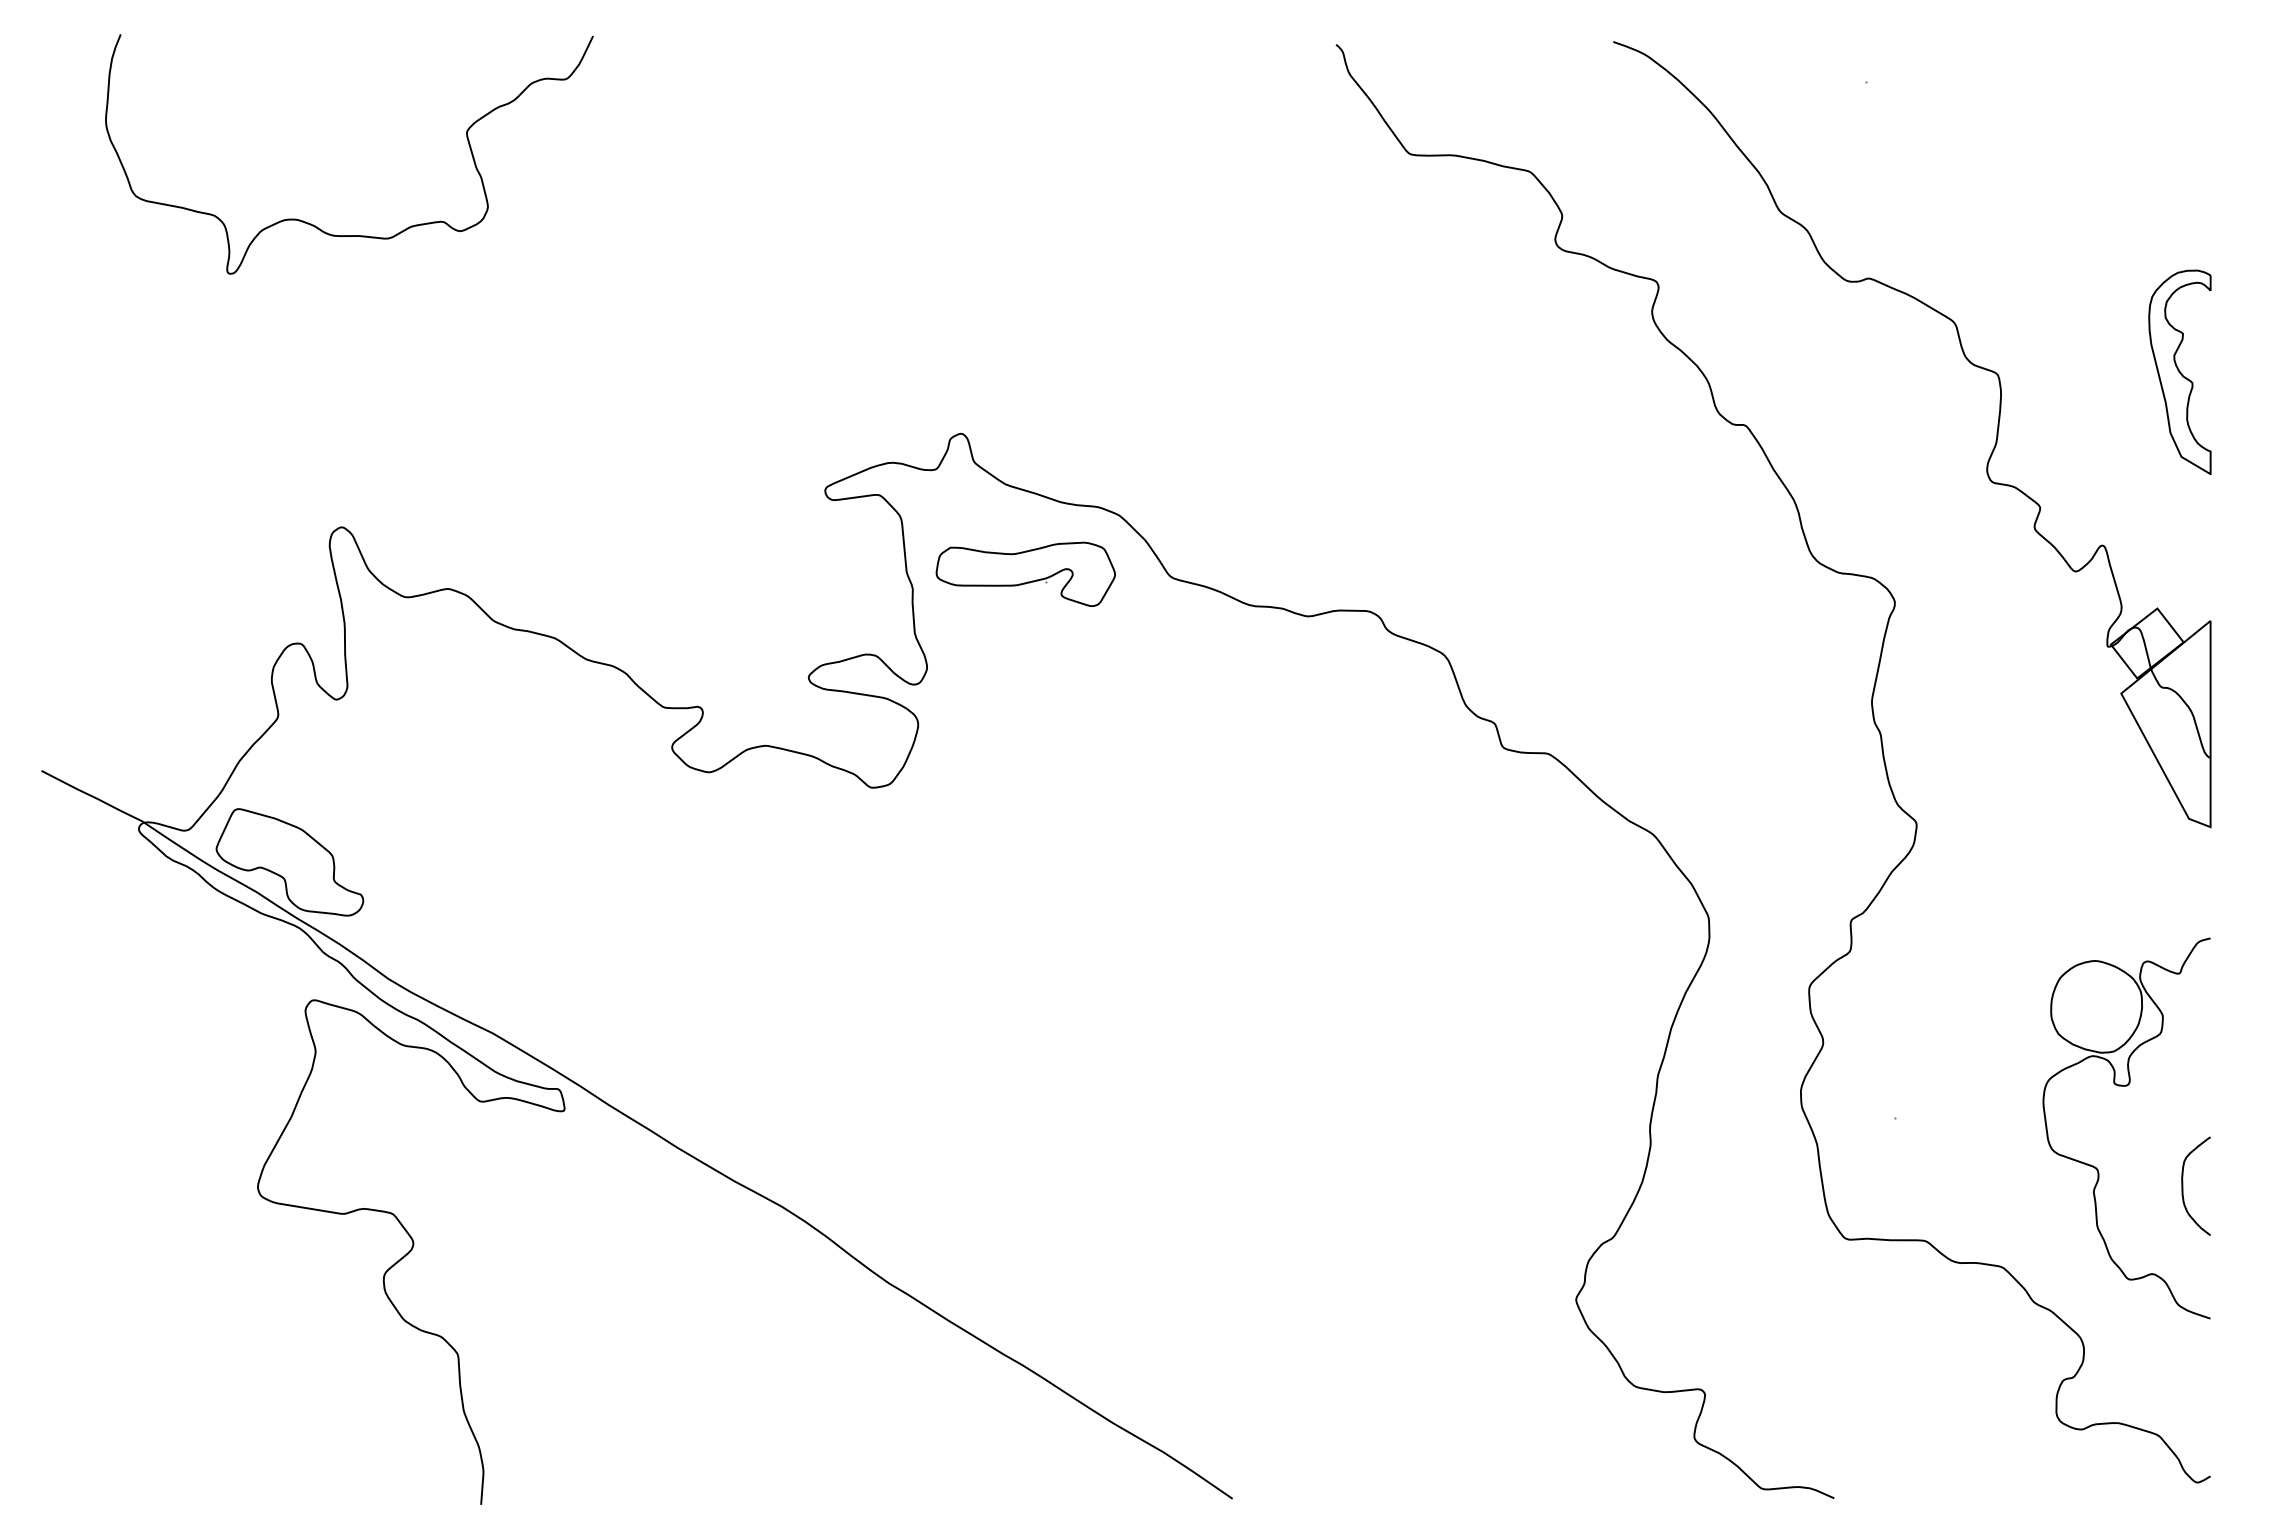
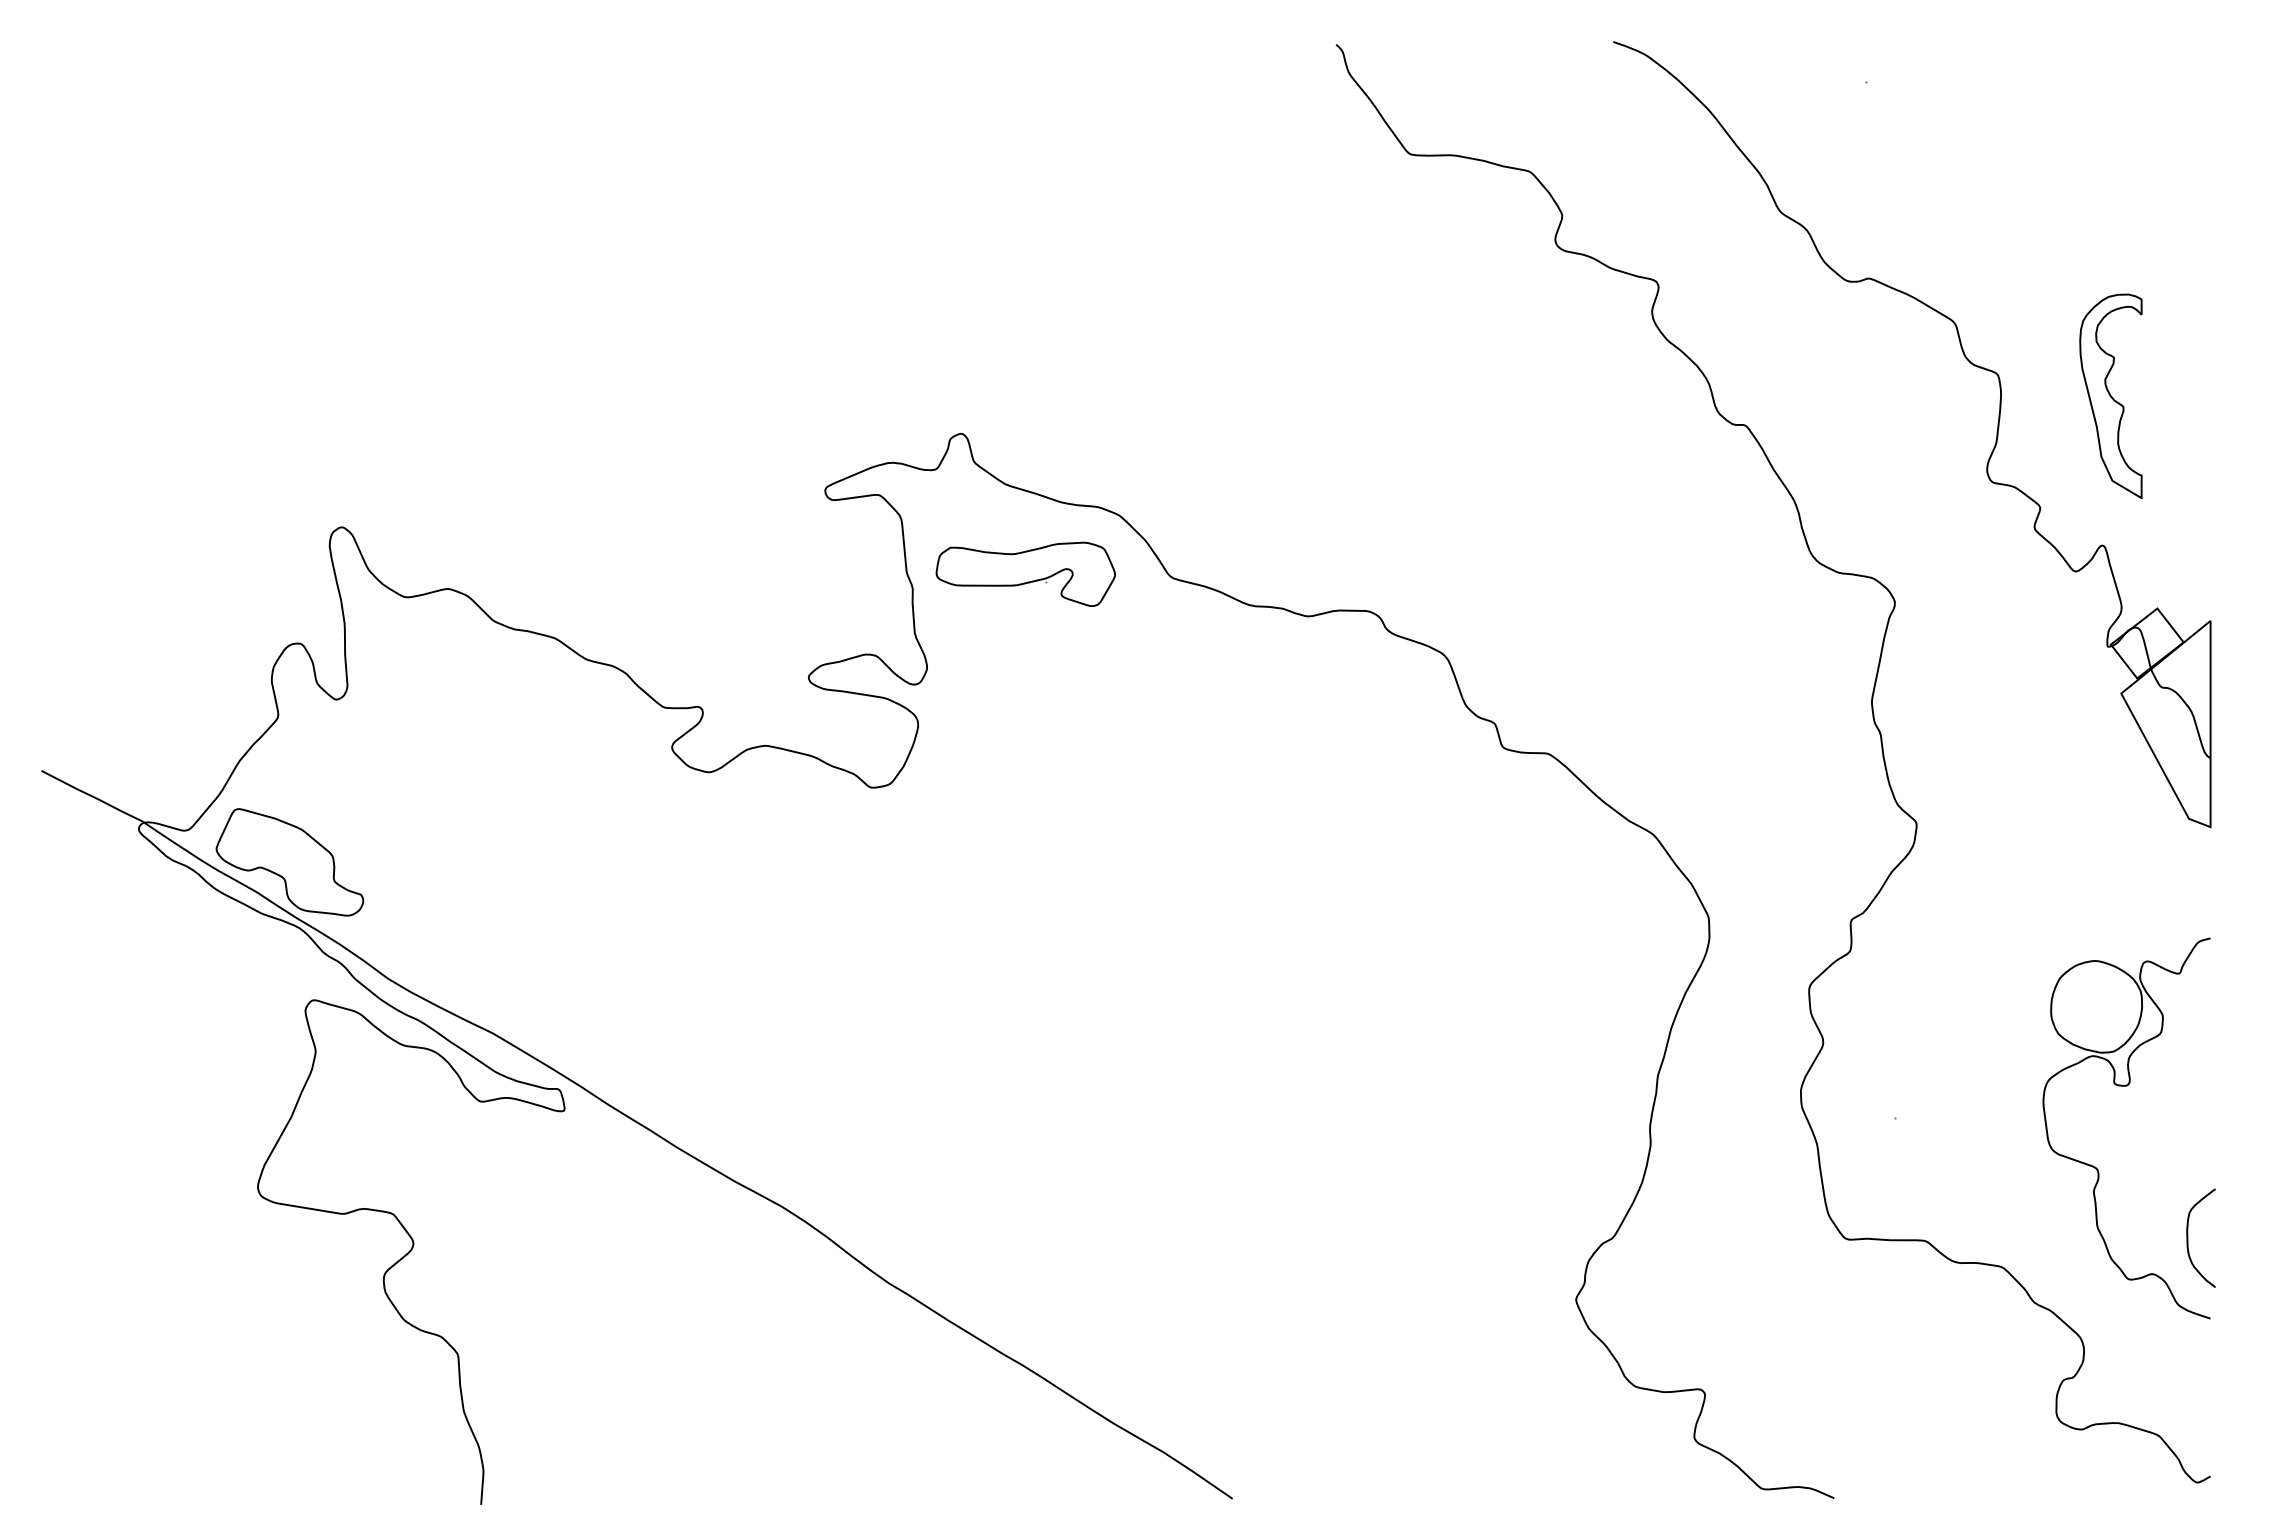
curve: present -> none (313, 224)
part position: (2179, 371) -> (2110, 395) (2110, 395)
curve position: (2183, 1185) -> (2188, 1237) (2188, 1237)
